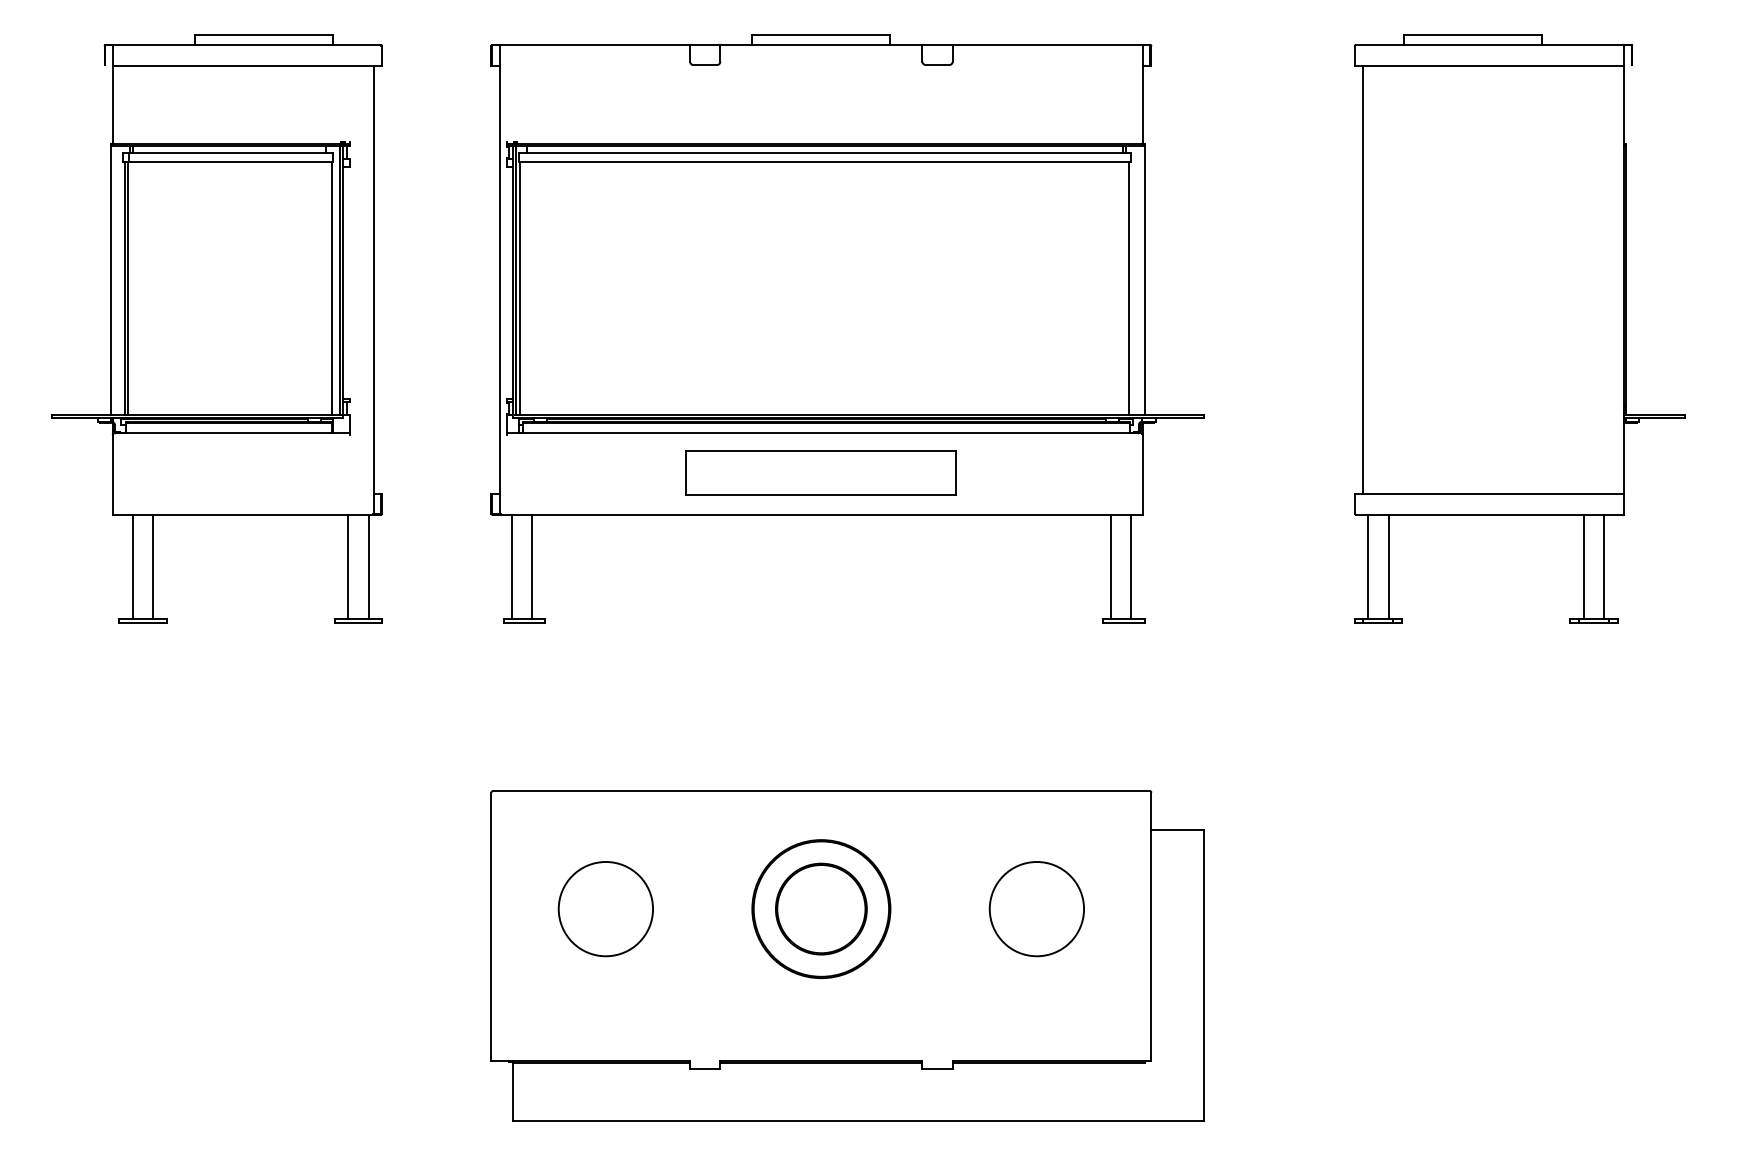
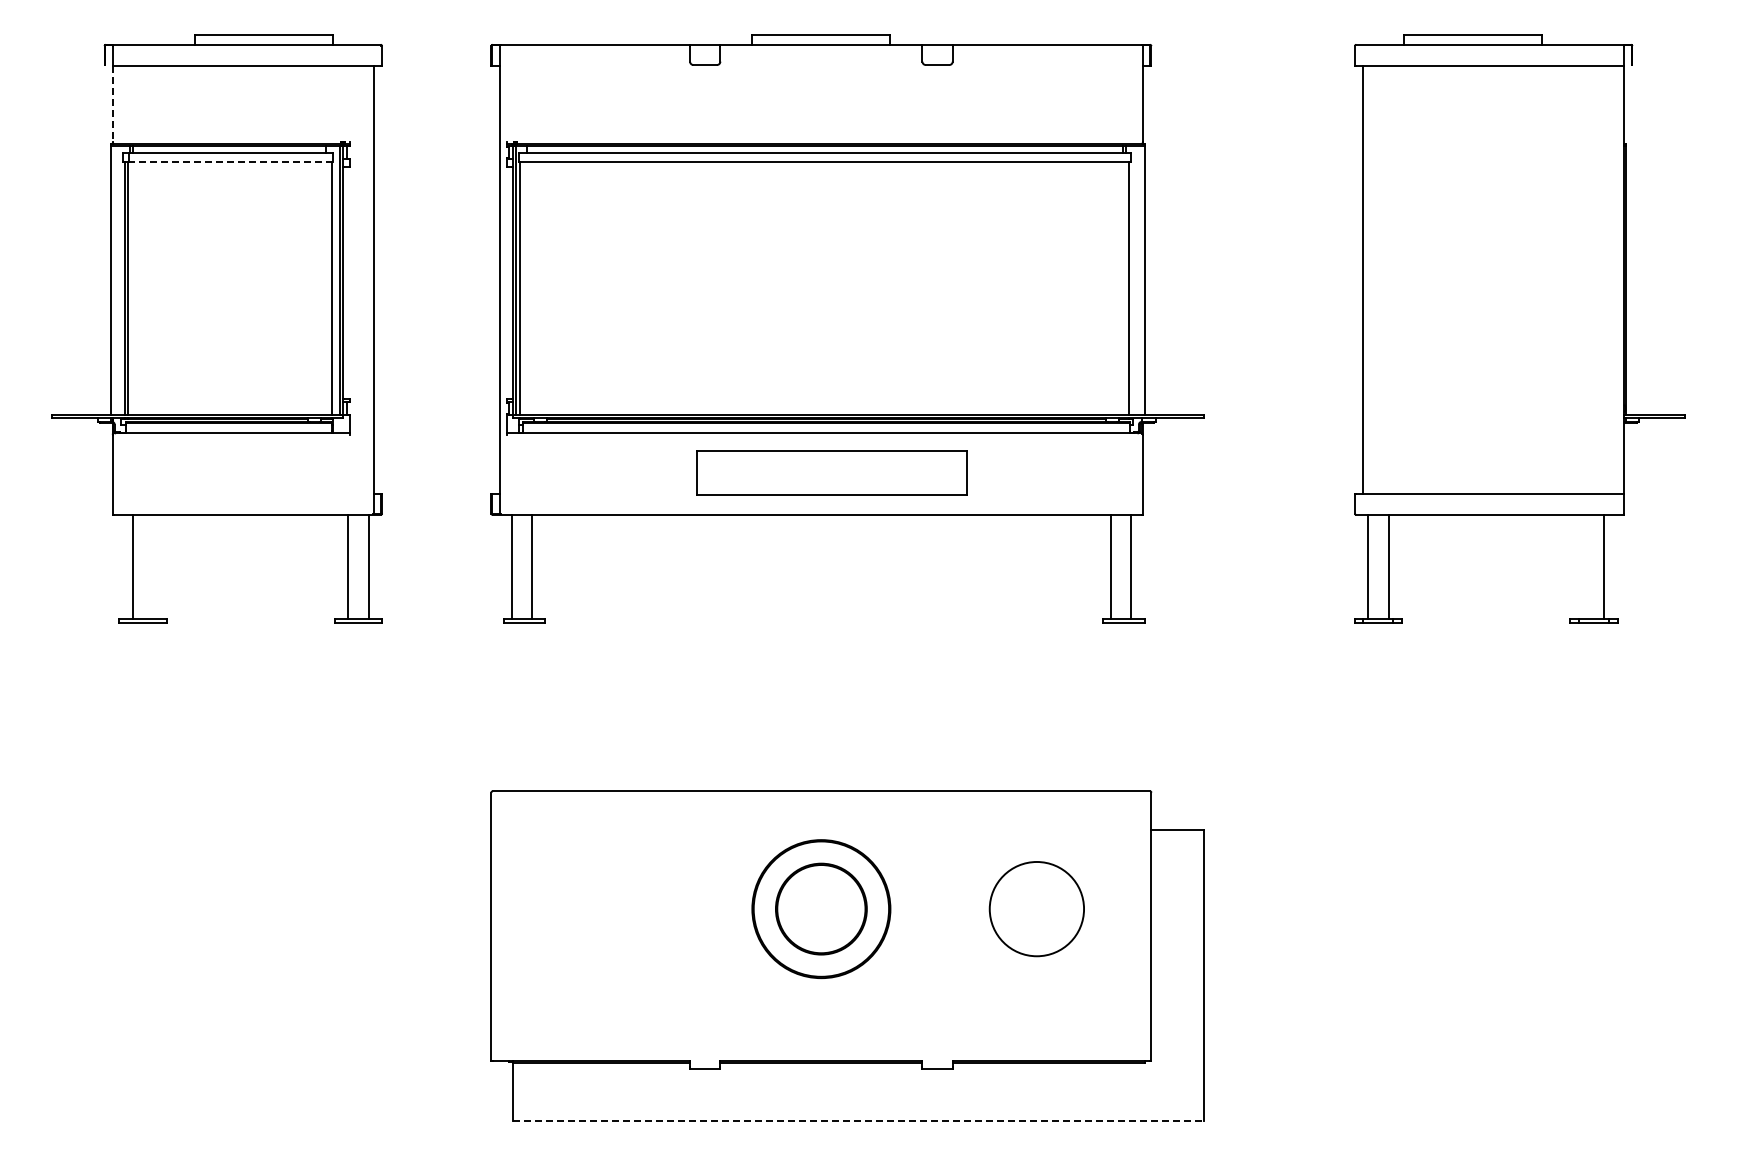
line: solid -> dashed (112, 104)
line: solid -> dashed (231, 162)
part position: (820, 472) -> (831, 472) (831, 472)
line: present -> none (153, 566)
line: present -> none (1583, 566)
circle: present -> none (605, 909)
line: solid -> dashed (858, 1121)
